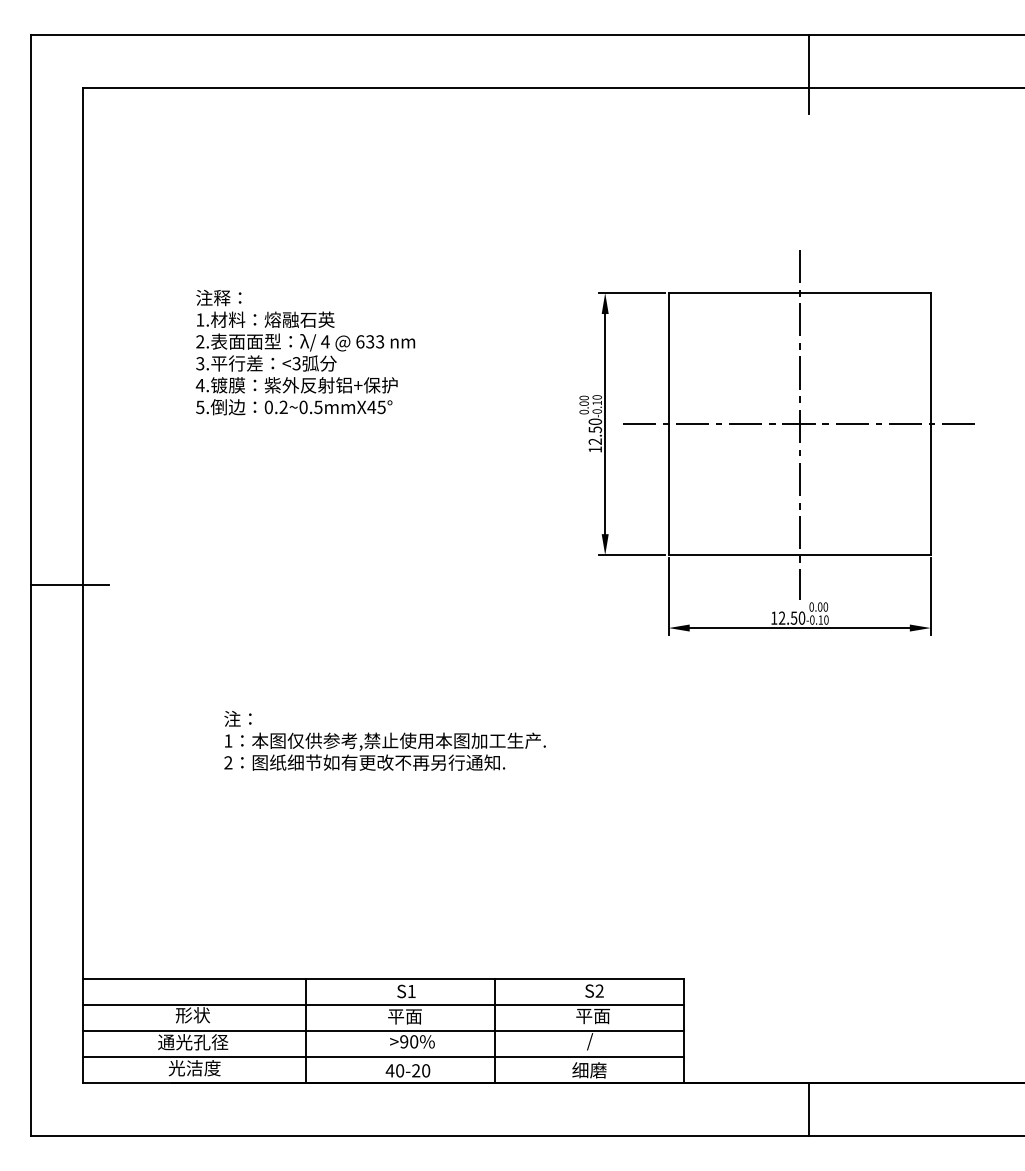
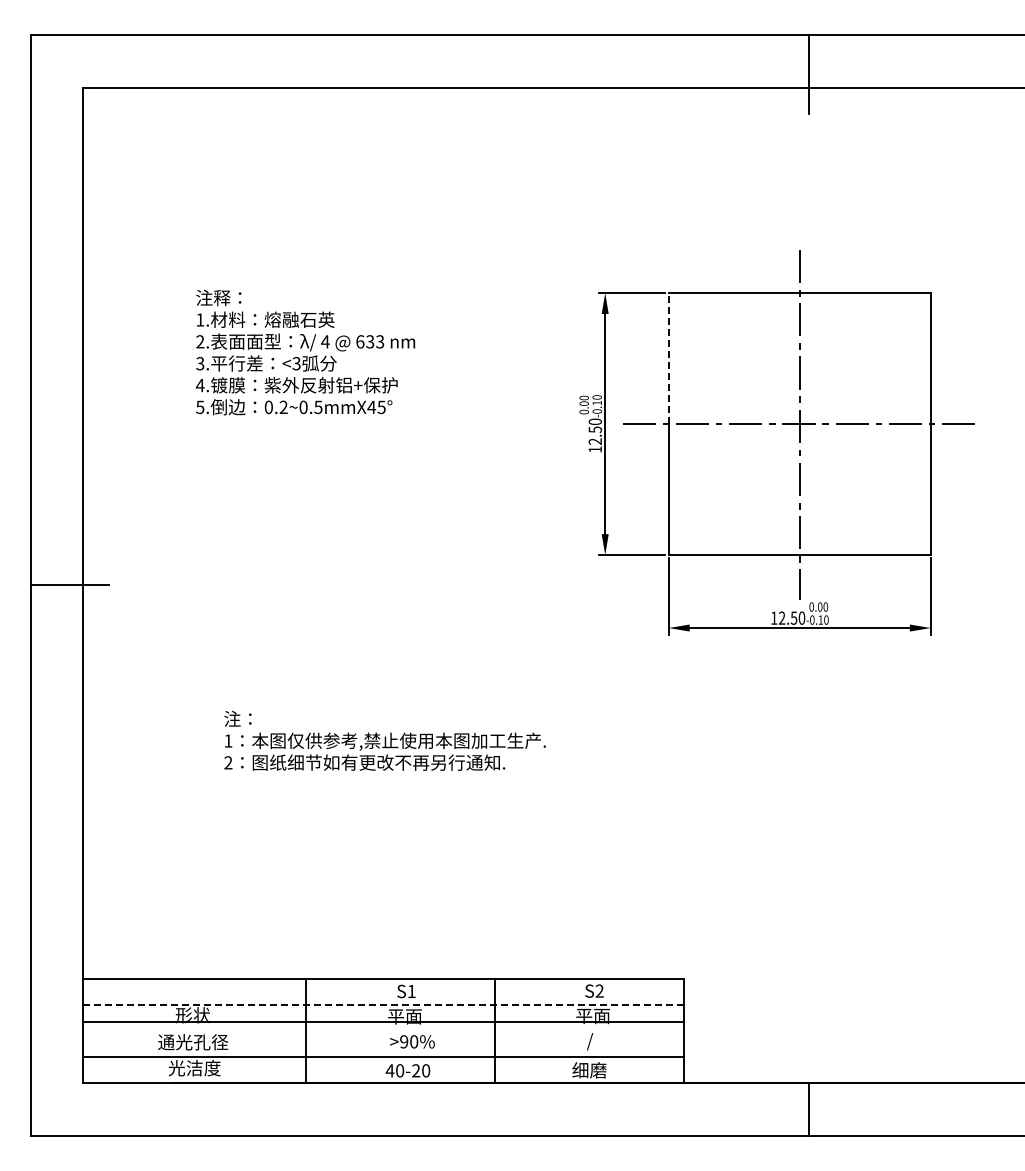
line: solid -> dashed (668, 358)
line: solid -> dashed (383, 1004)
line position: (382, 1031) -> (382, 1022) (382, 1022)
